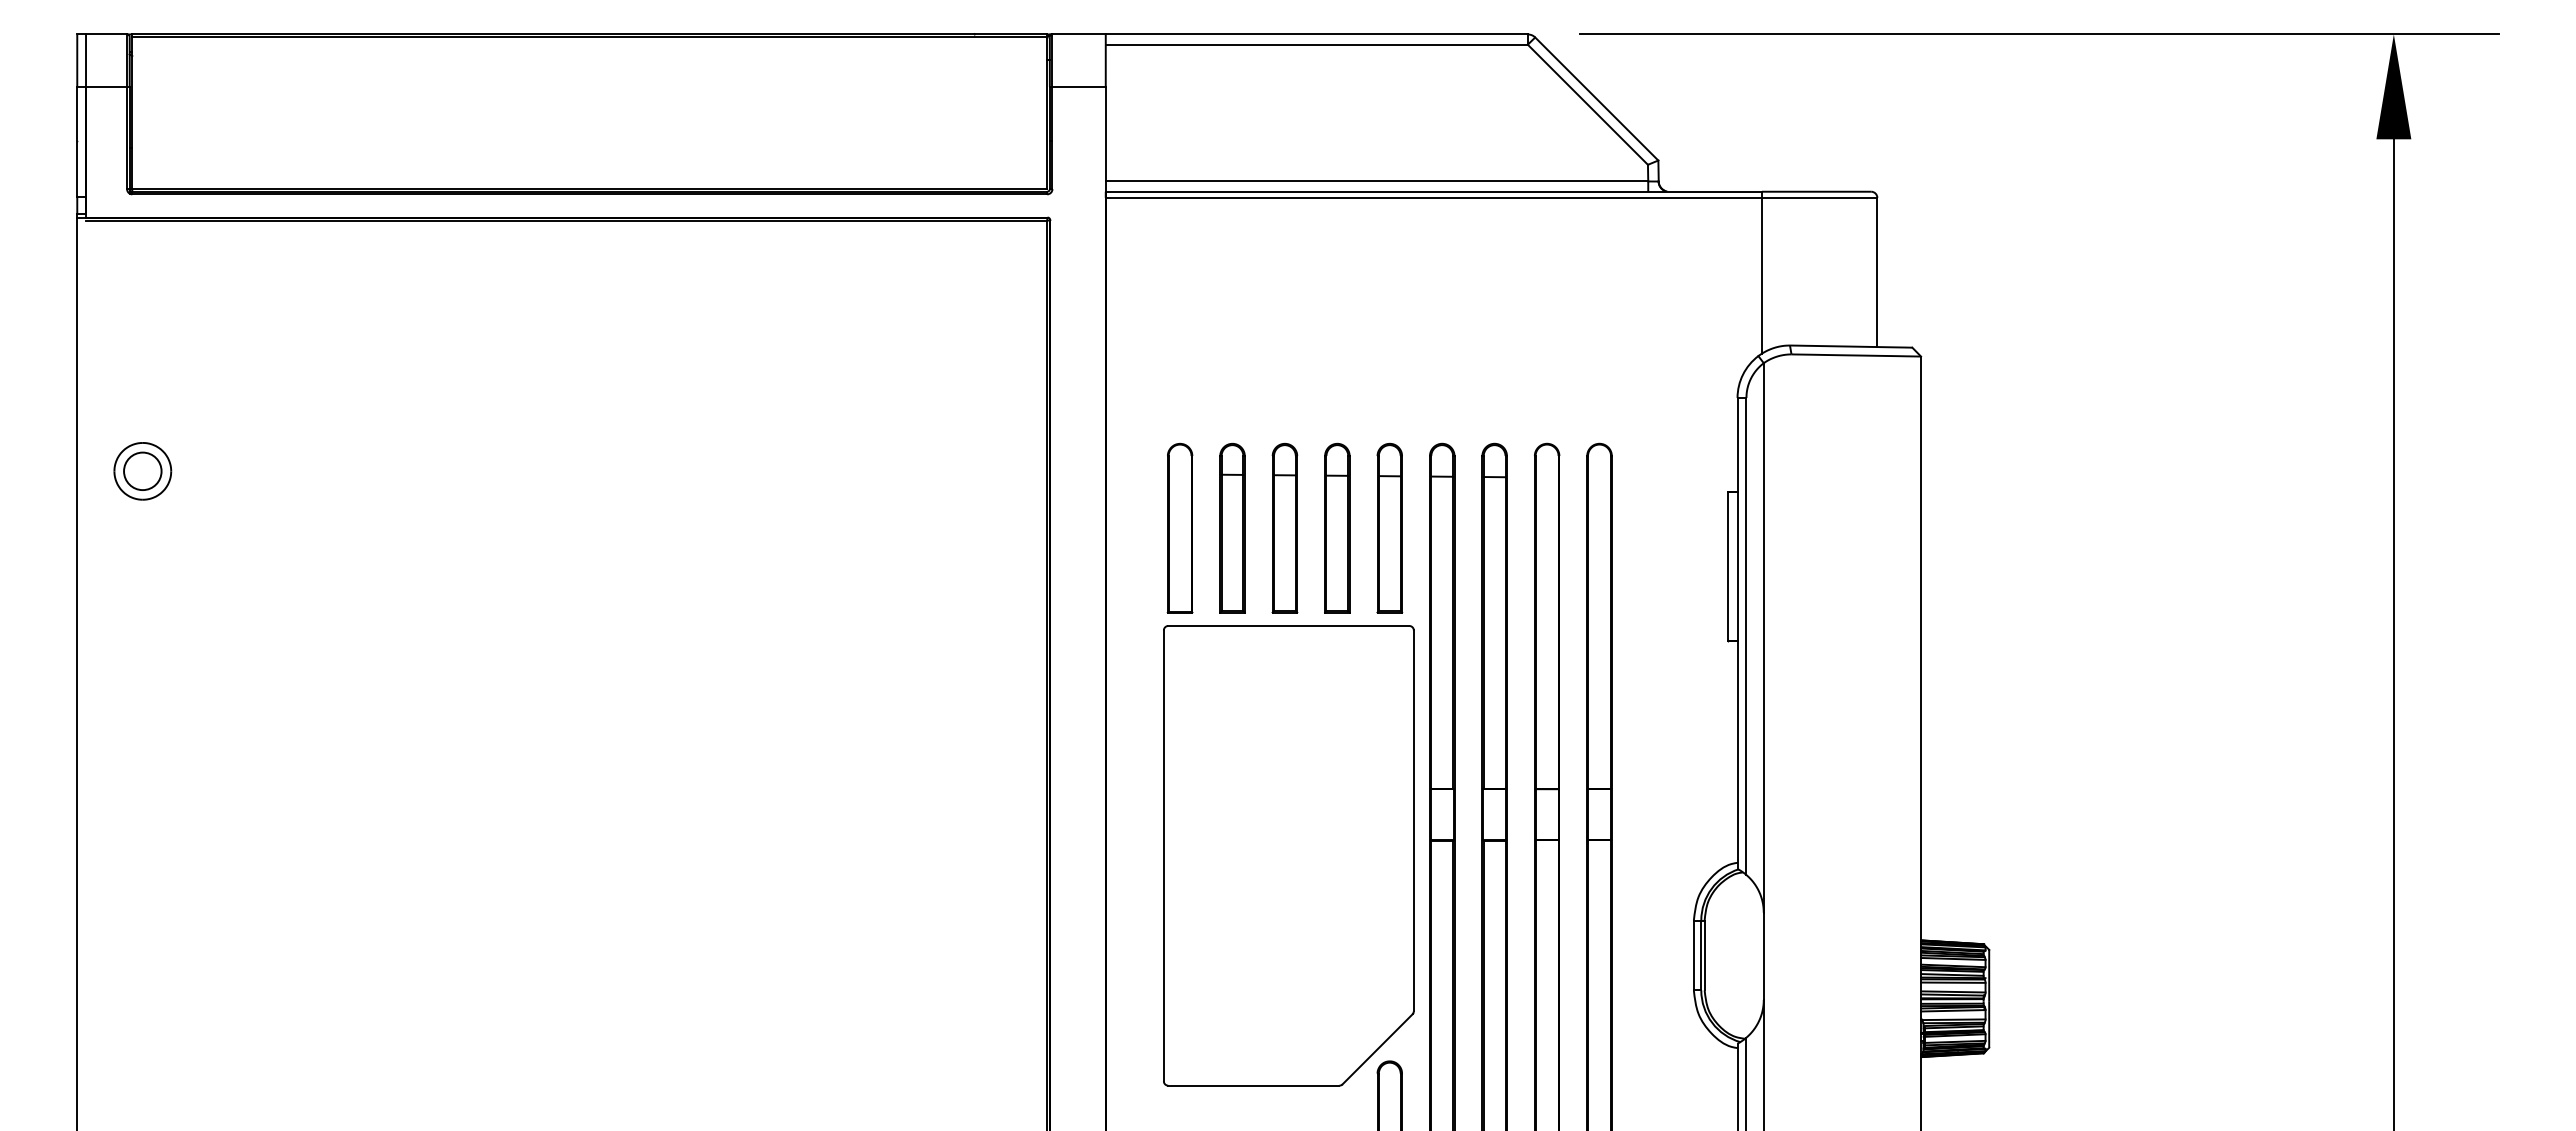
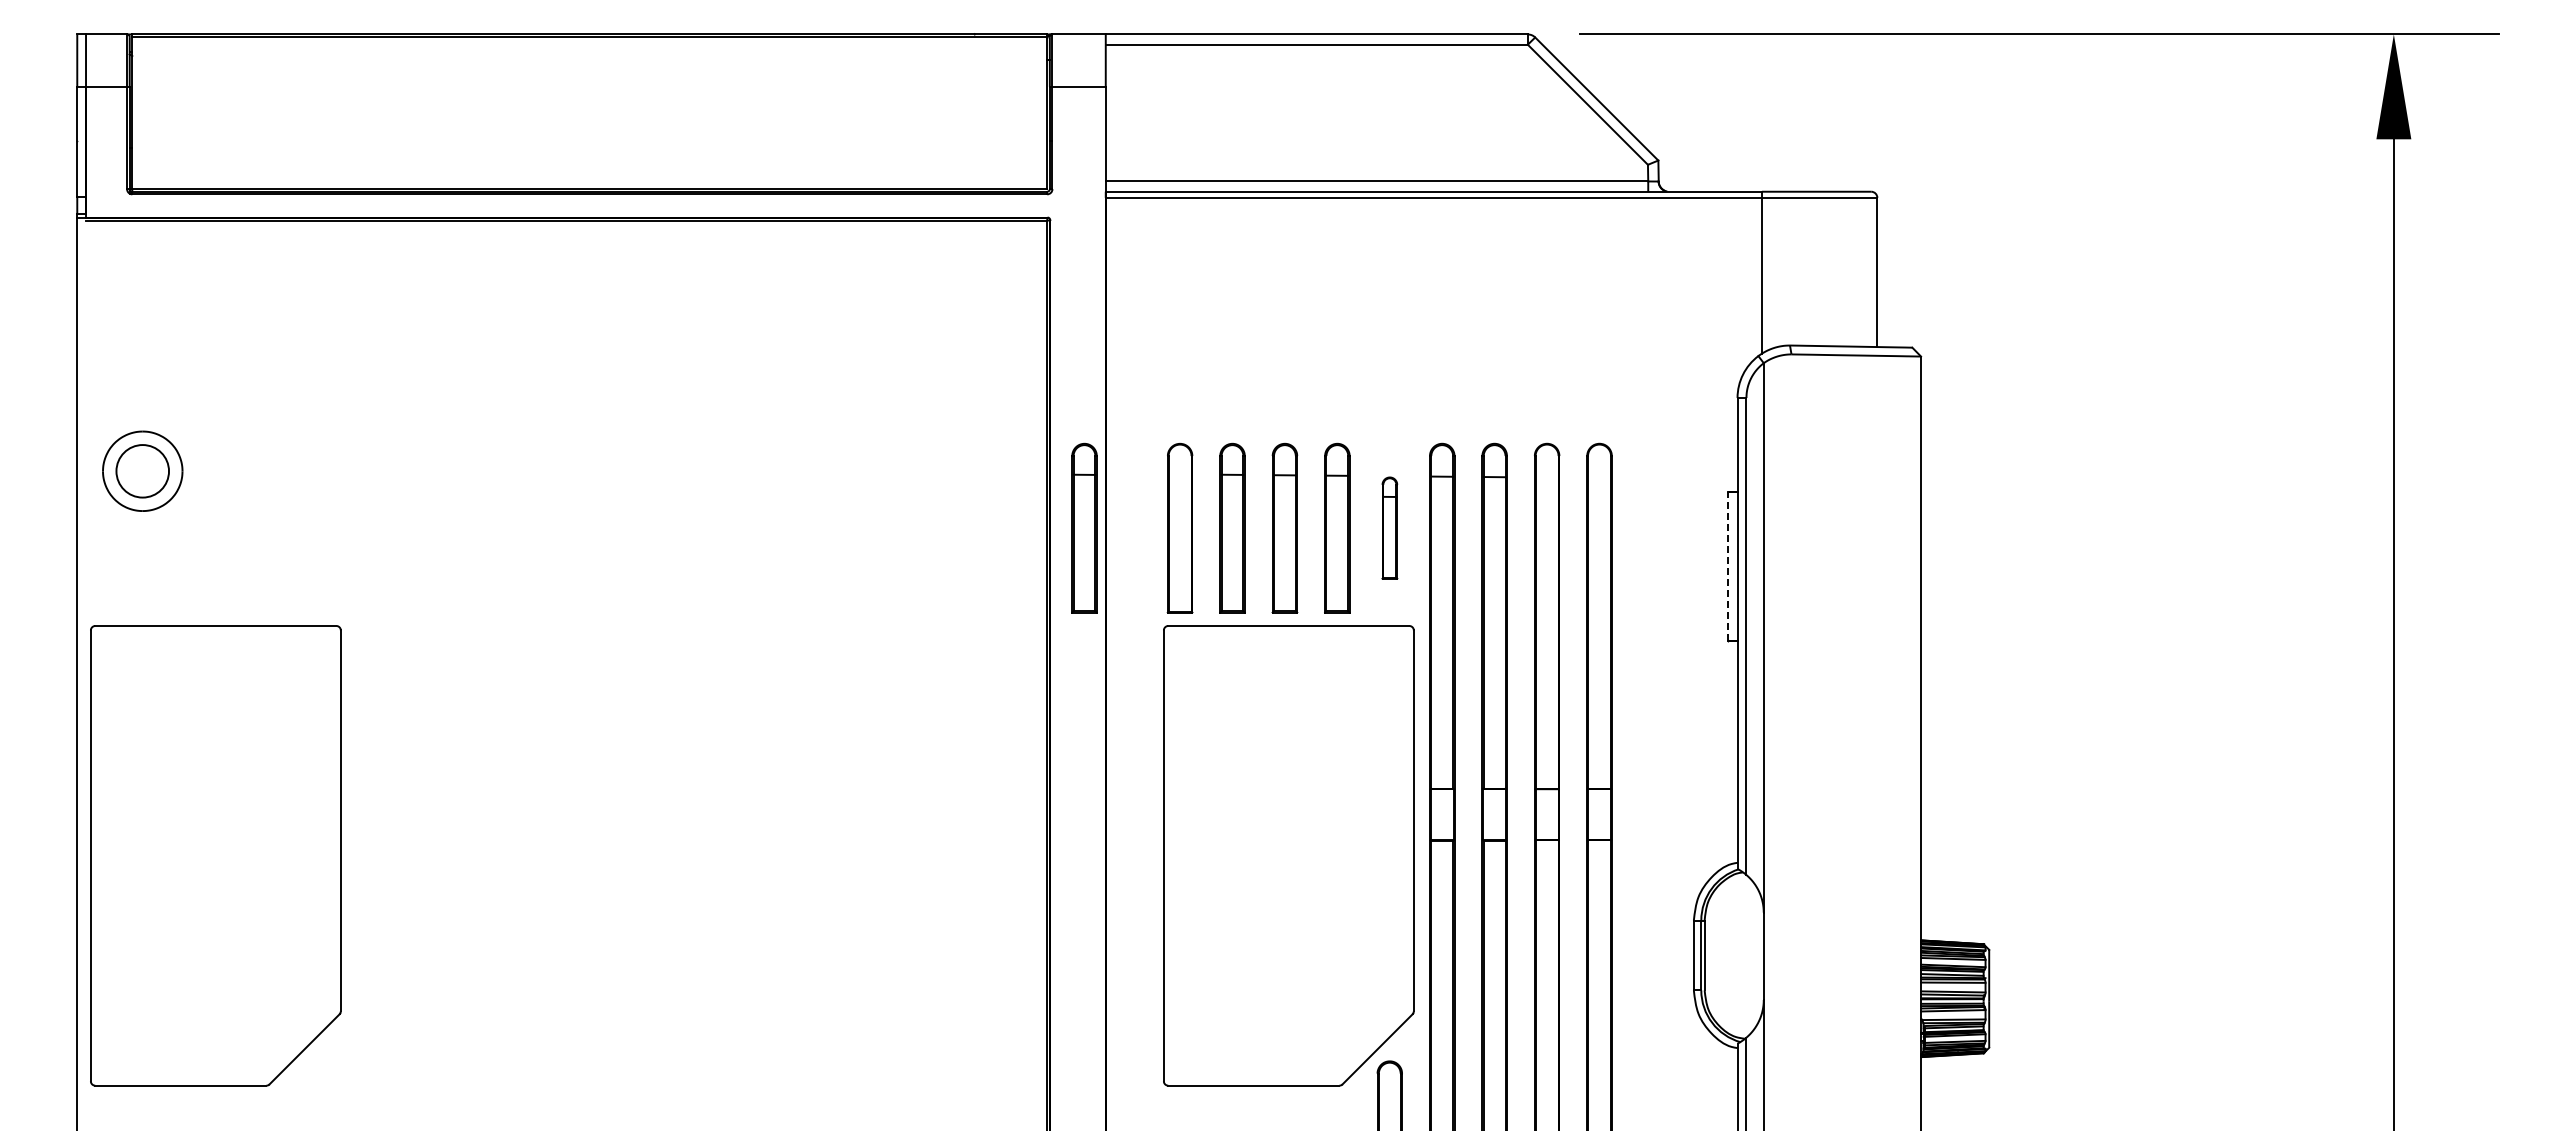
part size: 60x59 px -> 82x82 px (142, 470)
part: none -> present (1084, 527)
part size: 28x172 px -> 18x104 px (1389, 527)
line: solid -> dashed (1728, 566)
part: none -> present (215, 855)
